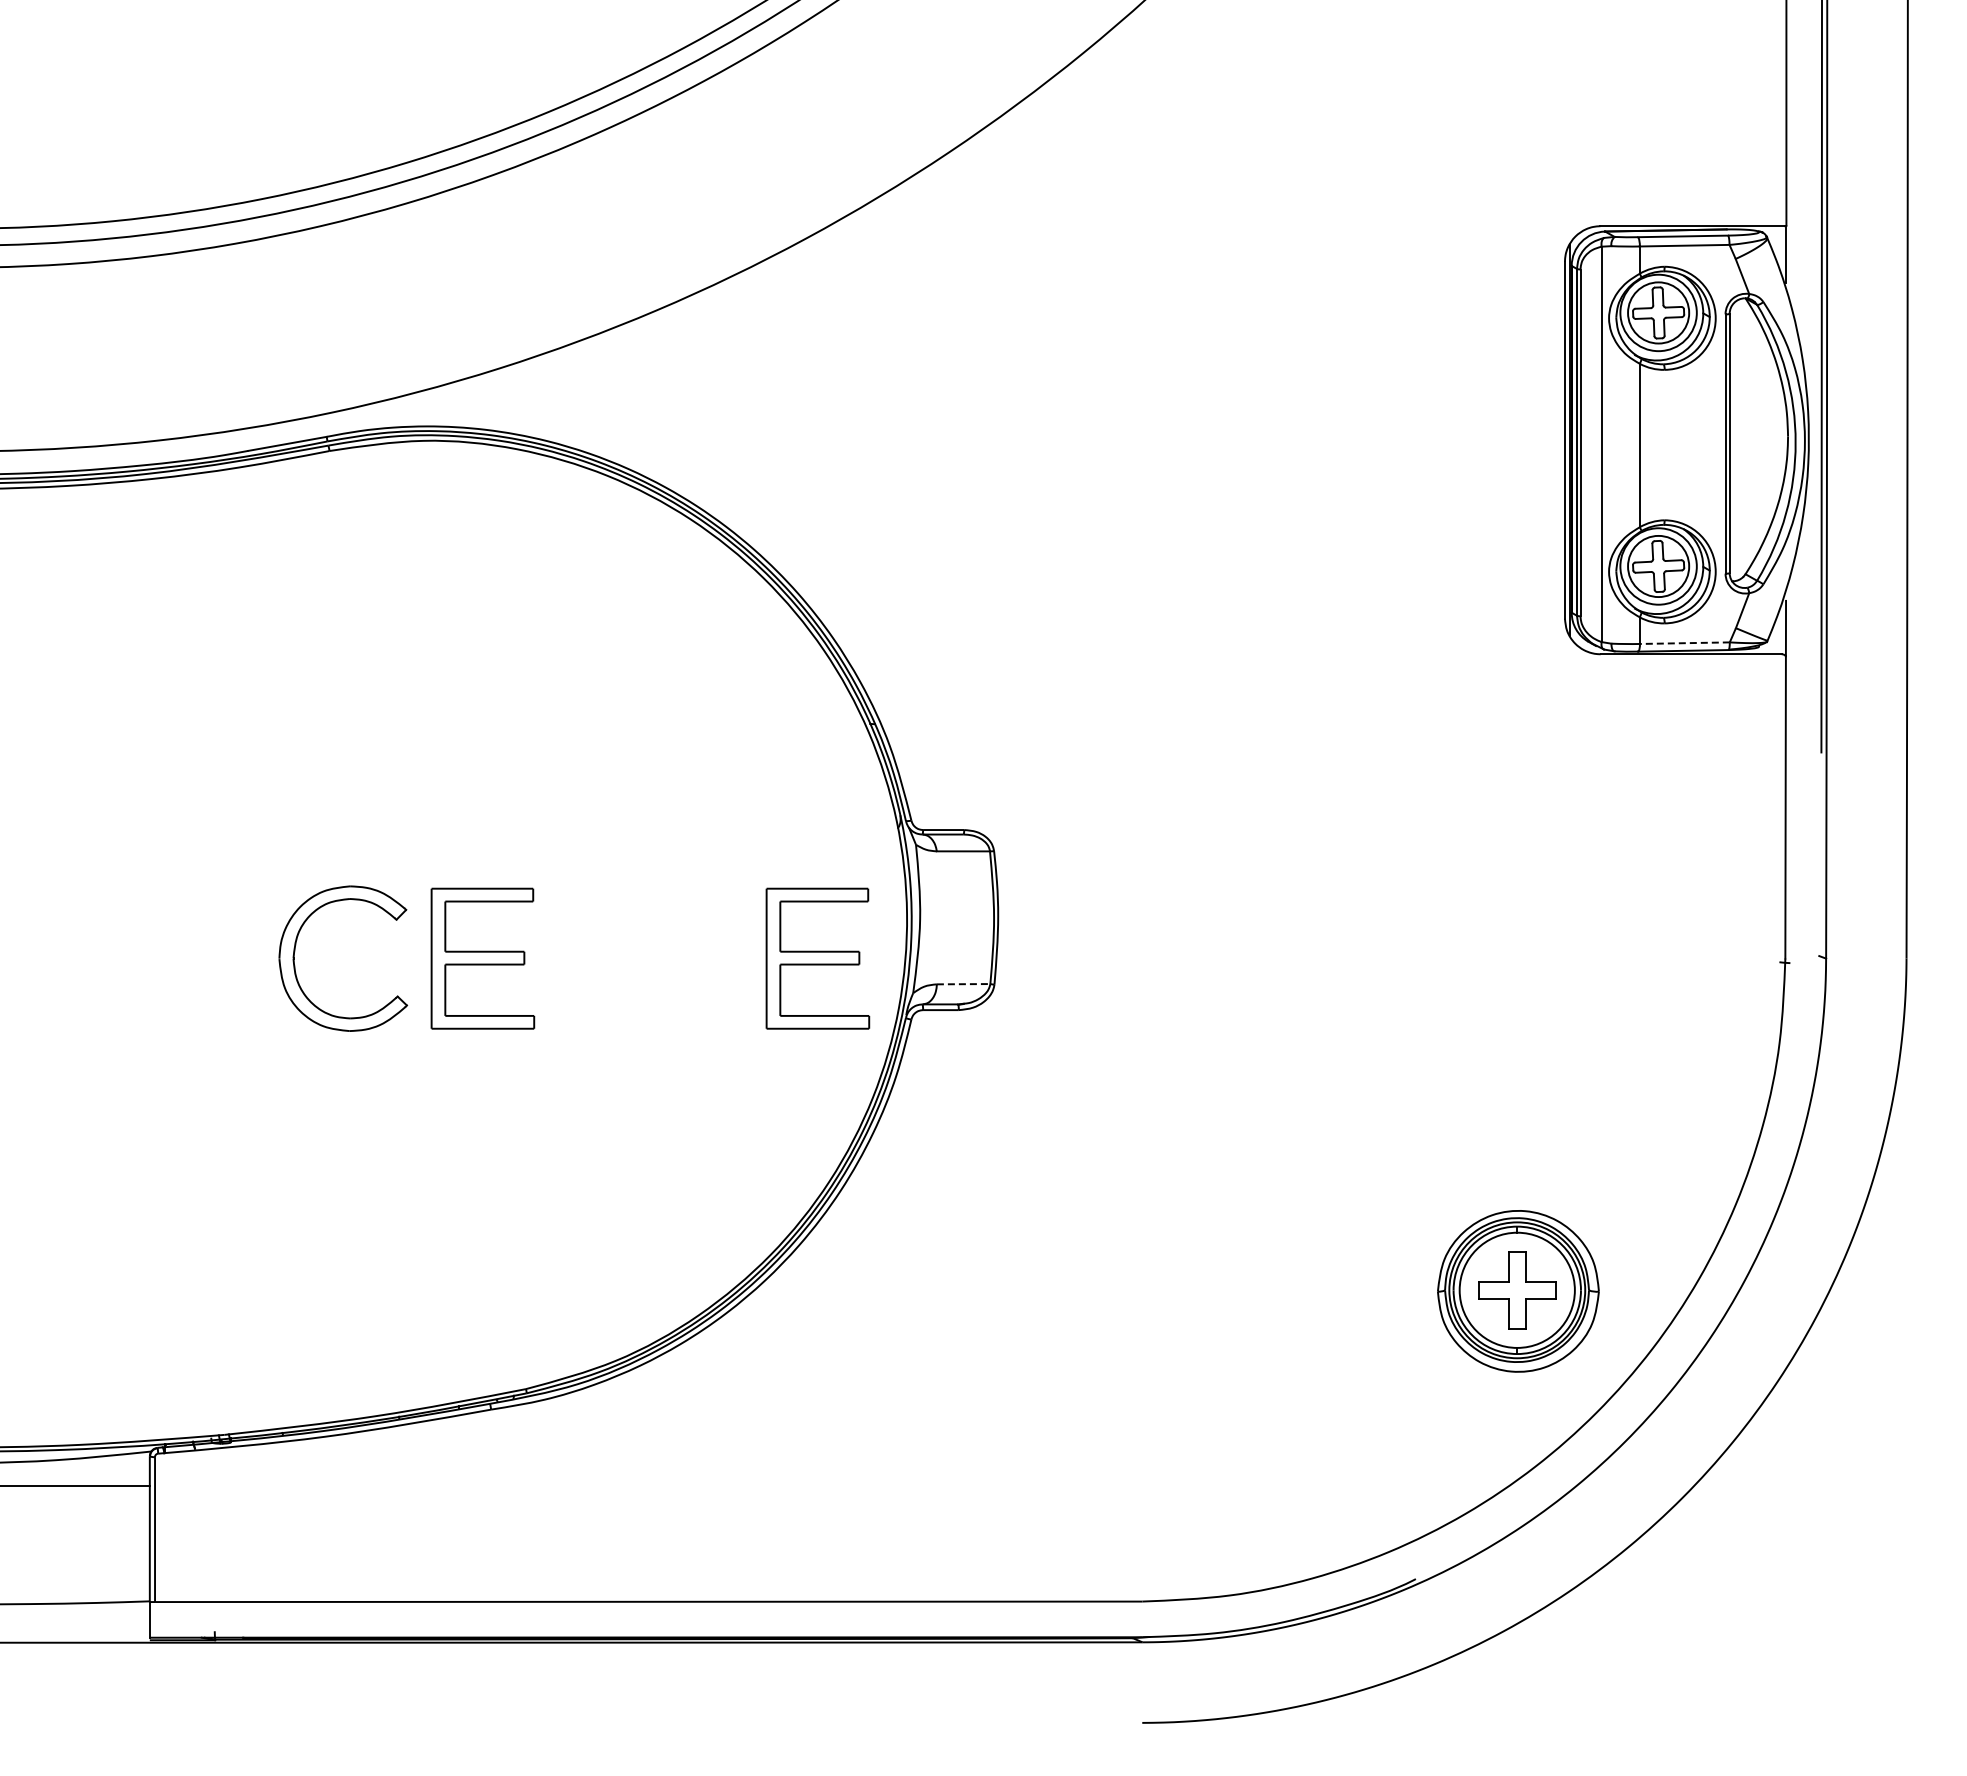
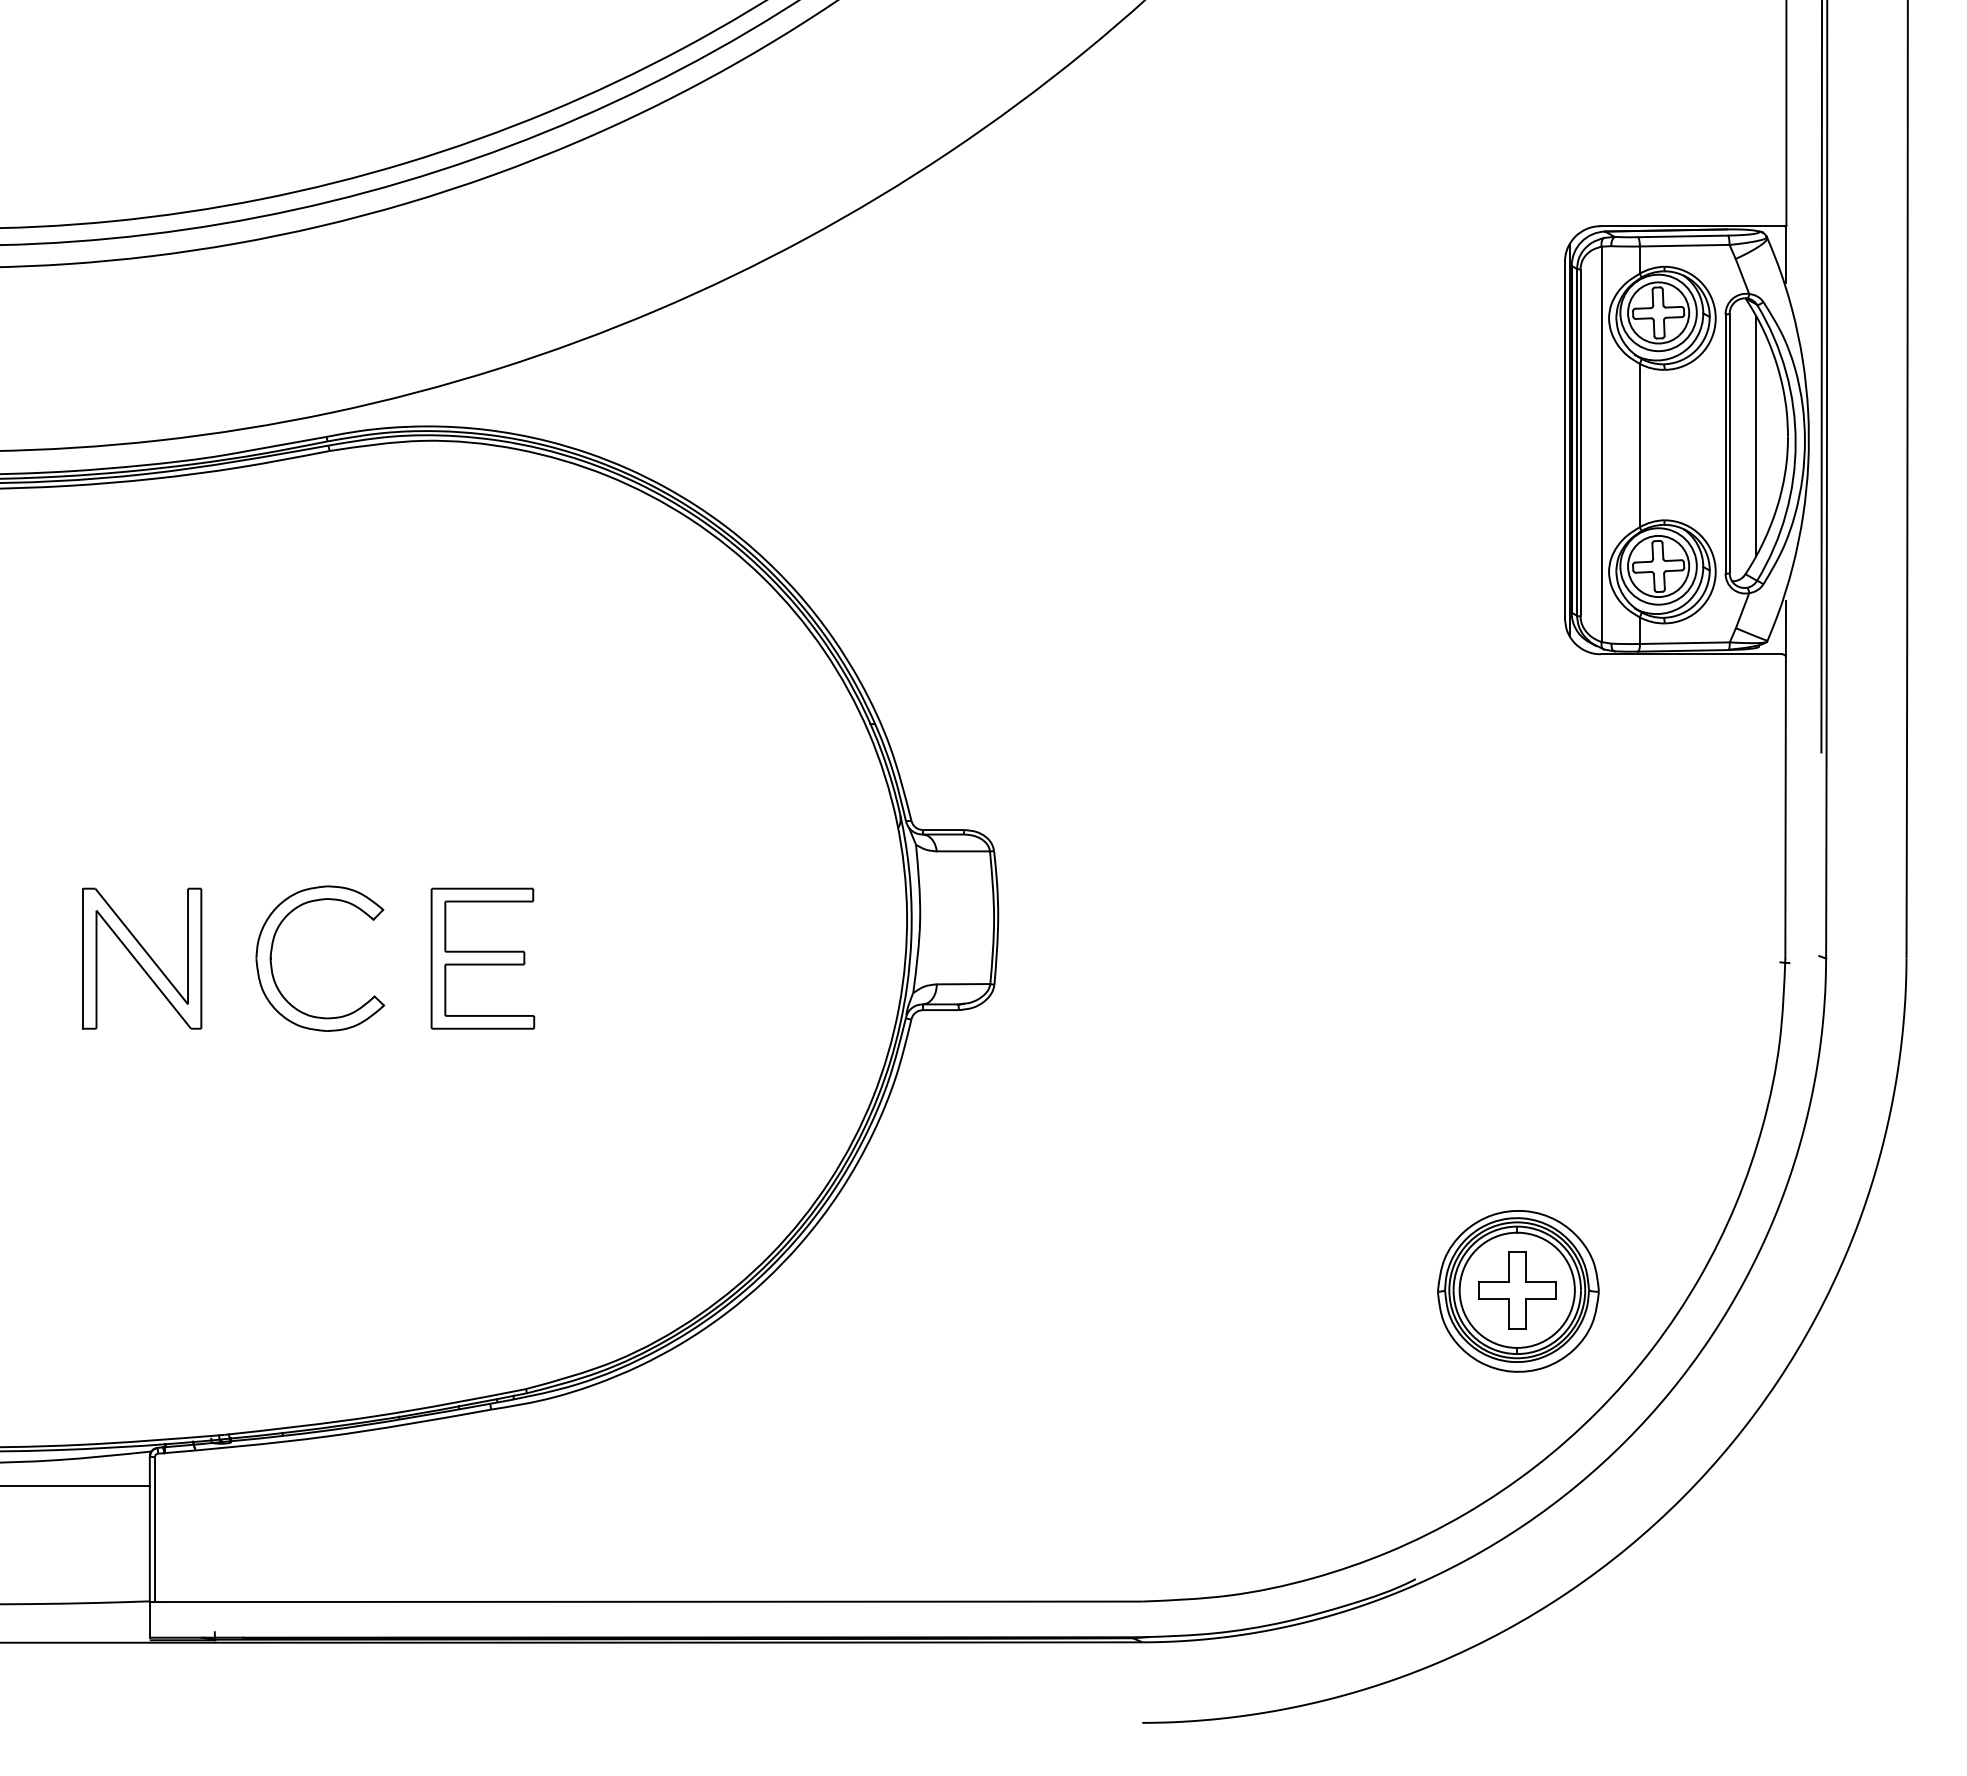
line: none -> present (1756, 436)
line: dashed -> solid (1684, 643)
part position: (295, 951) -> (272, 951) (272, 951)
part: none -> present (142, 958)
part: present -> none (817, 958)
line: dashed -> solid (963, 984)
